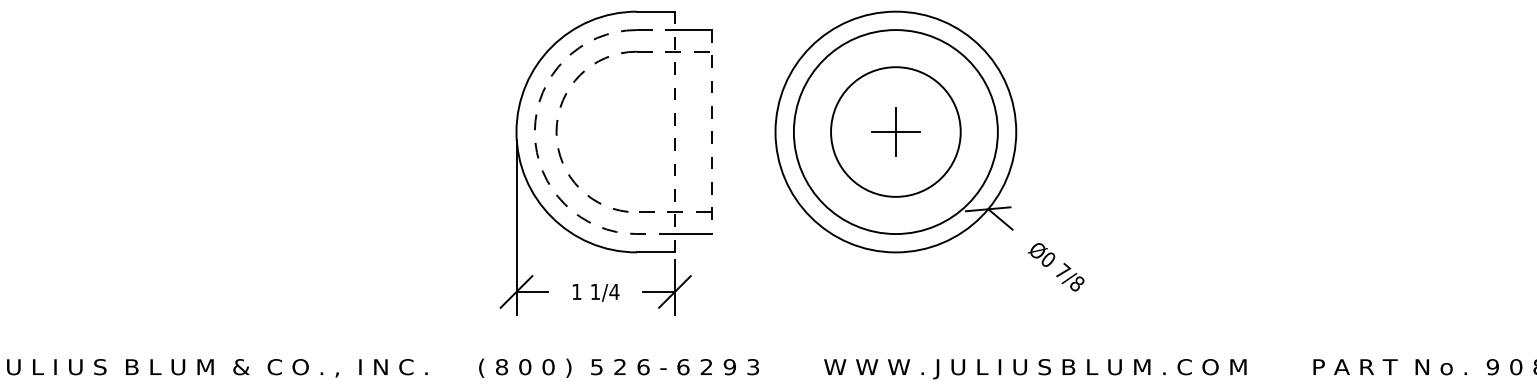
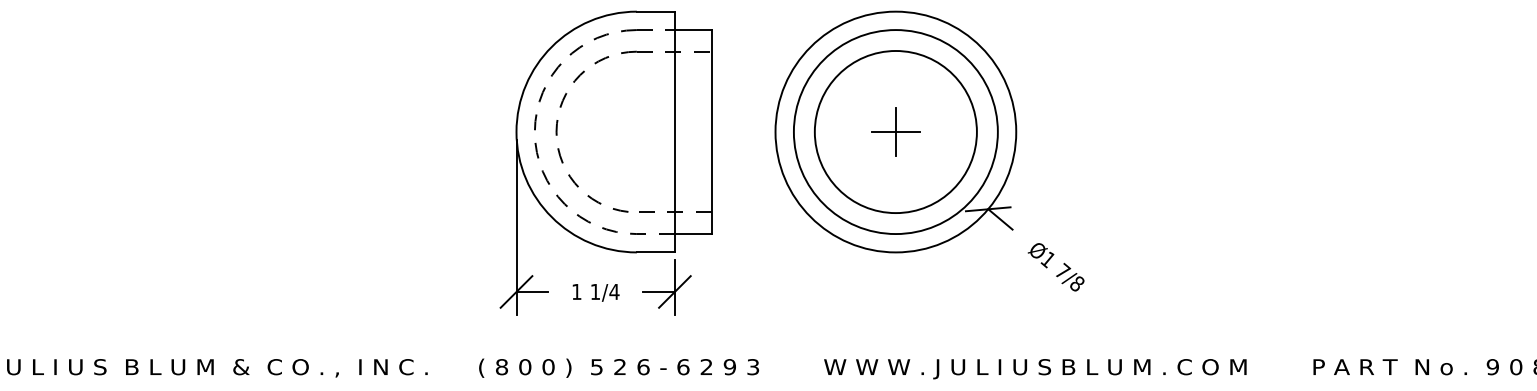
circle diameter: 130 px -> 162 px (895, 132)
line: dashed -> solid (674, 132)
line: dashed -> solid (711, 132)
text: Ø0 -> Ø1 (1047, 259)
